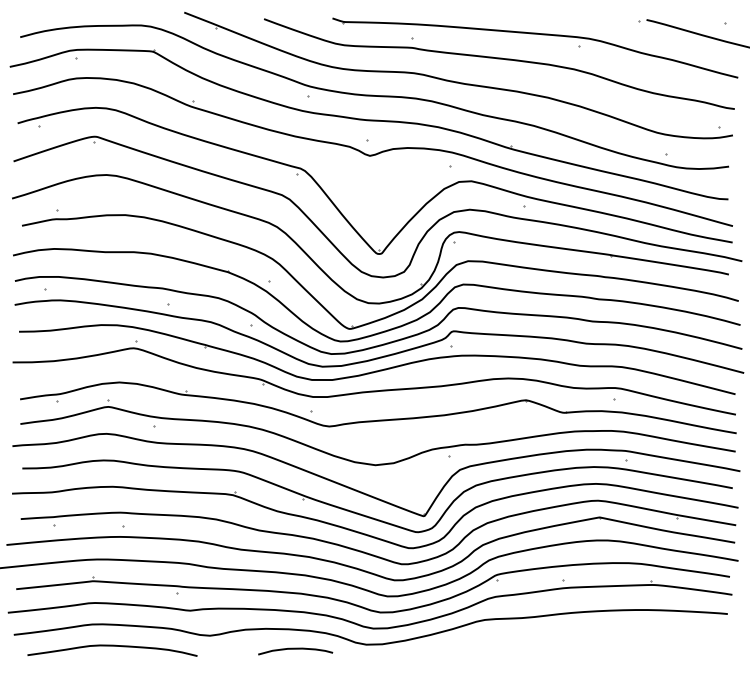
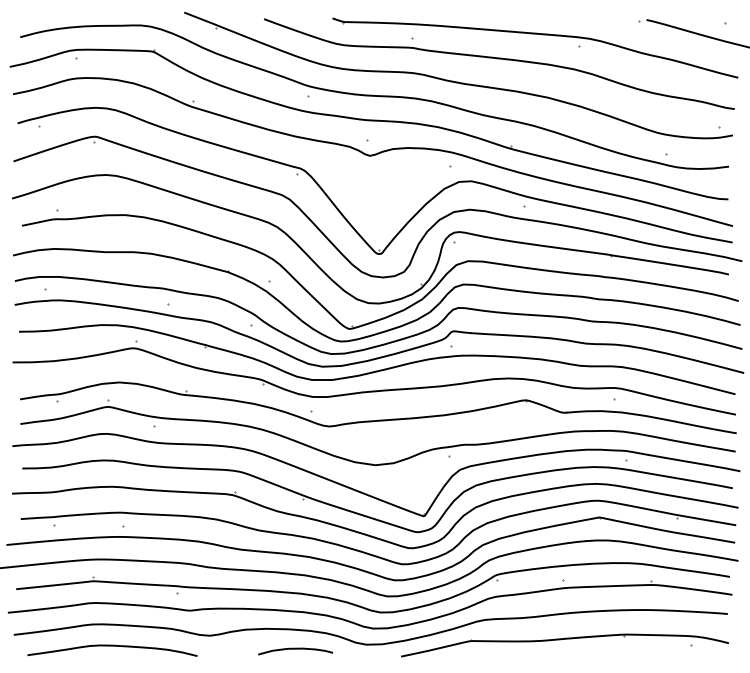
part: none -> present (564, 645)
